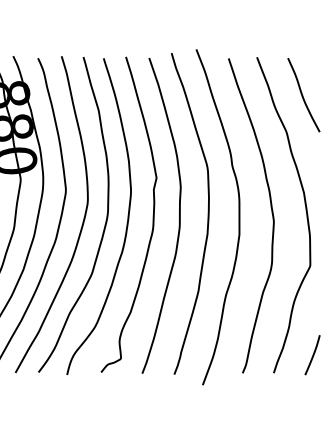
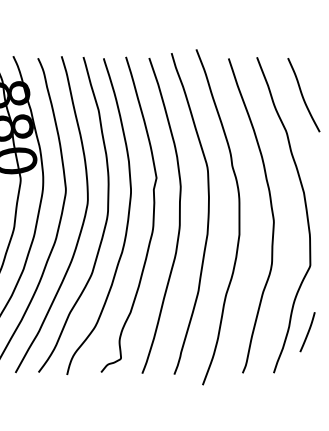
curve position: (312, 355) -> (307, 332) (307, 332)
